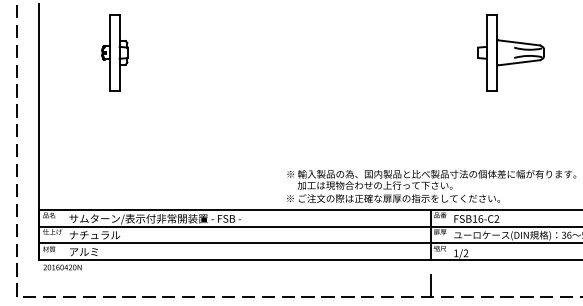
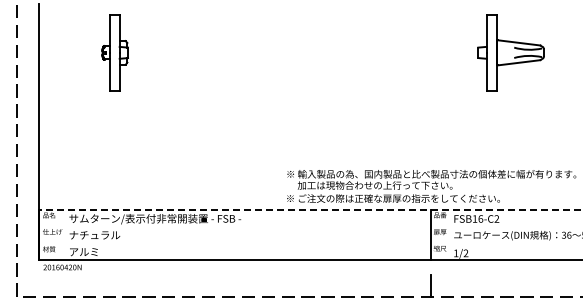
line: solid -> dashed (310, 209)
line: present -> none (308, 226)
line: present -> none (308, 243)
